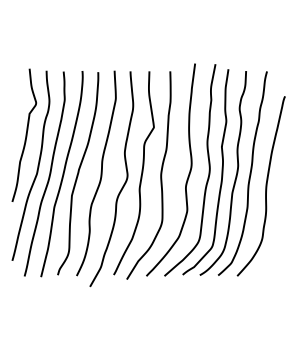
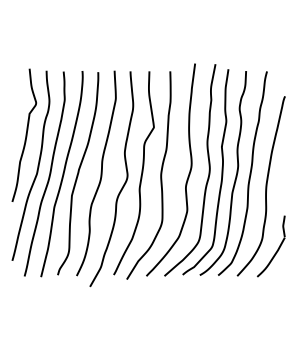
part: none -> present (276, 250)
